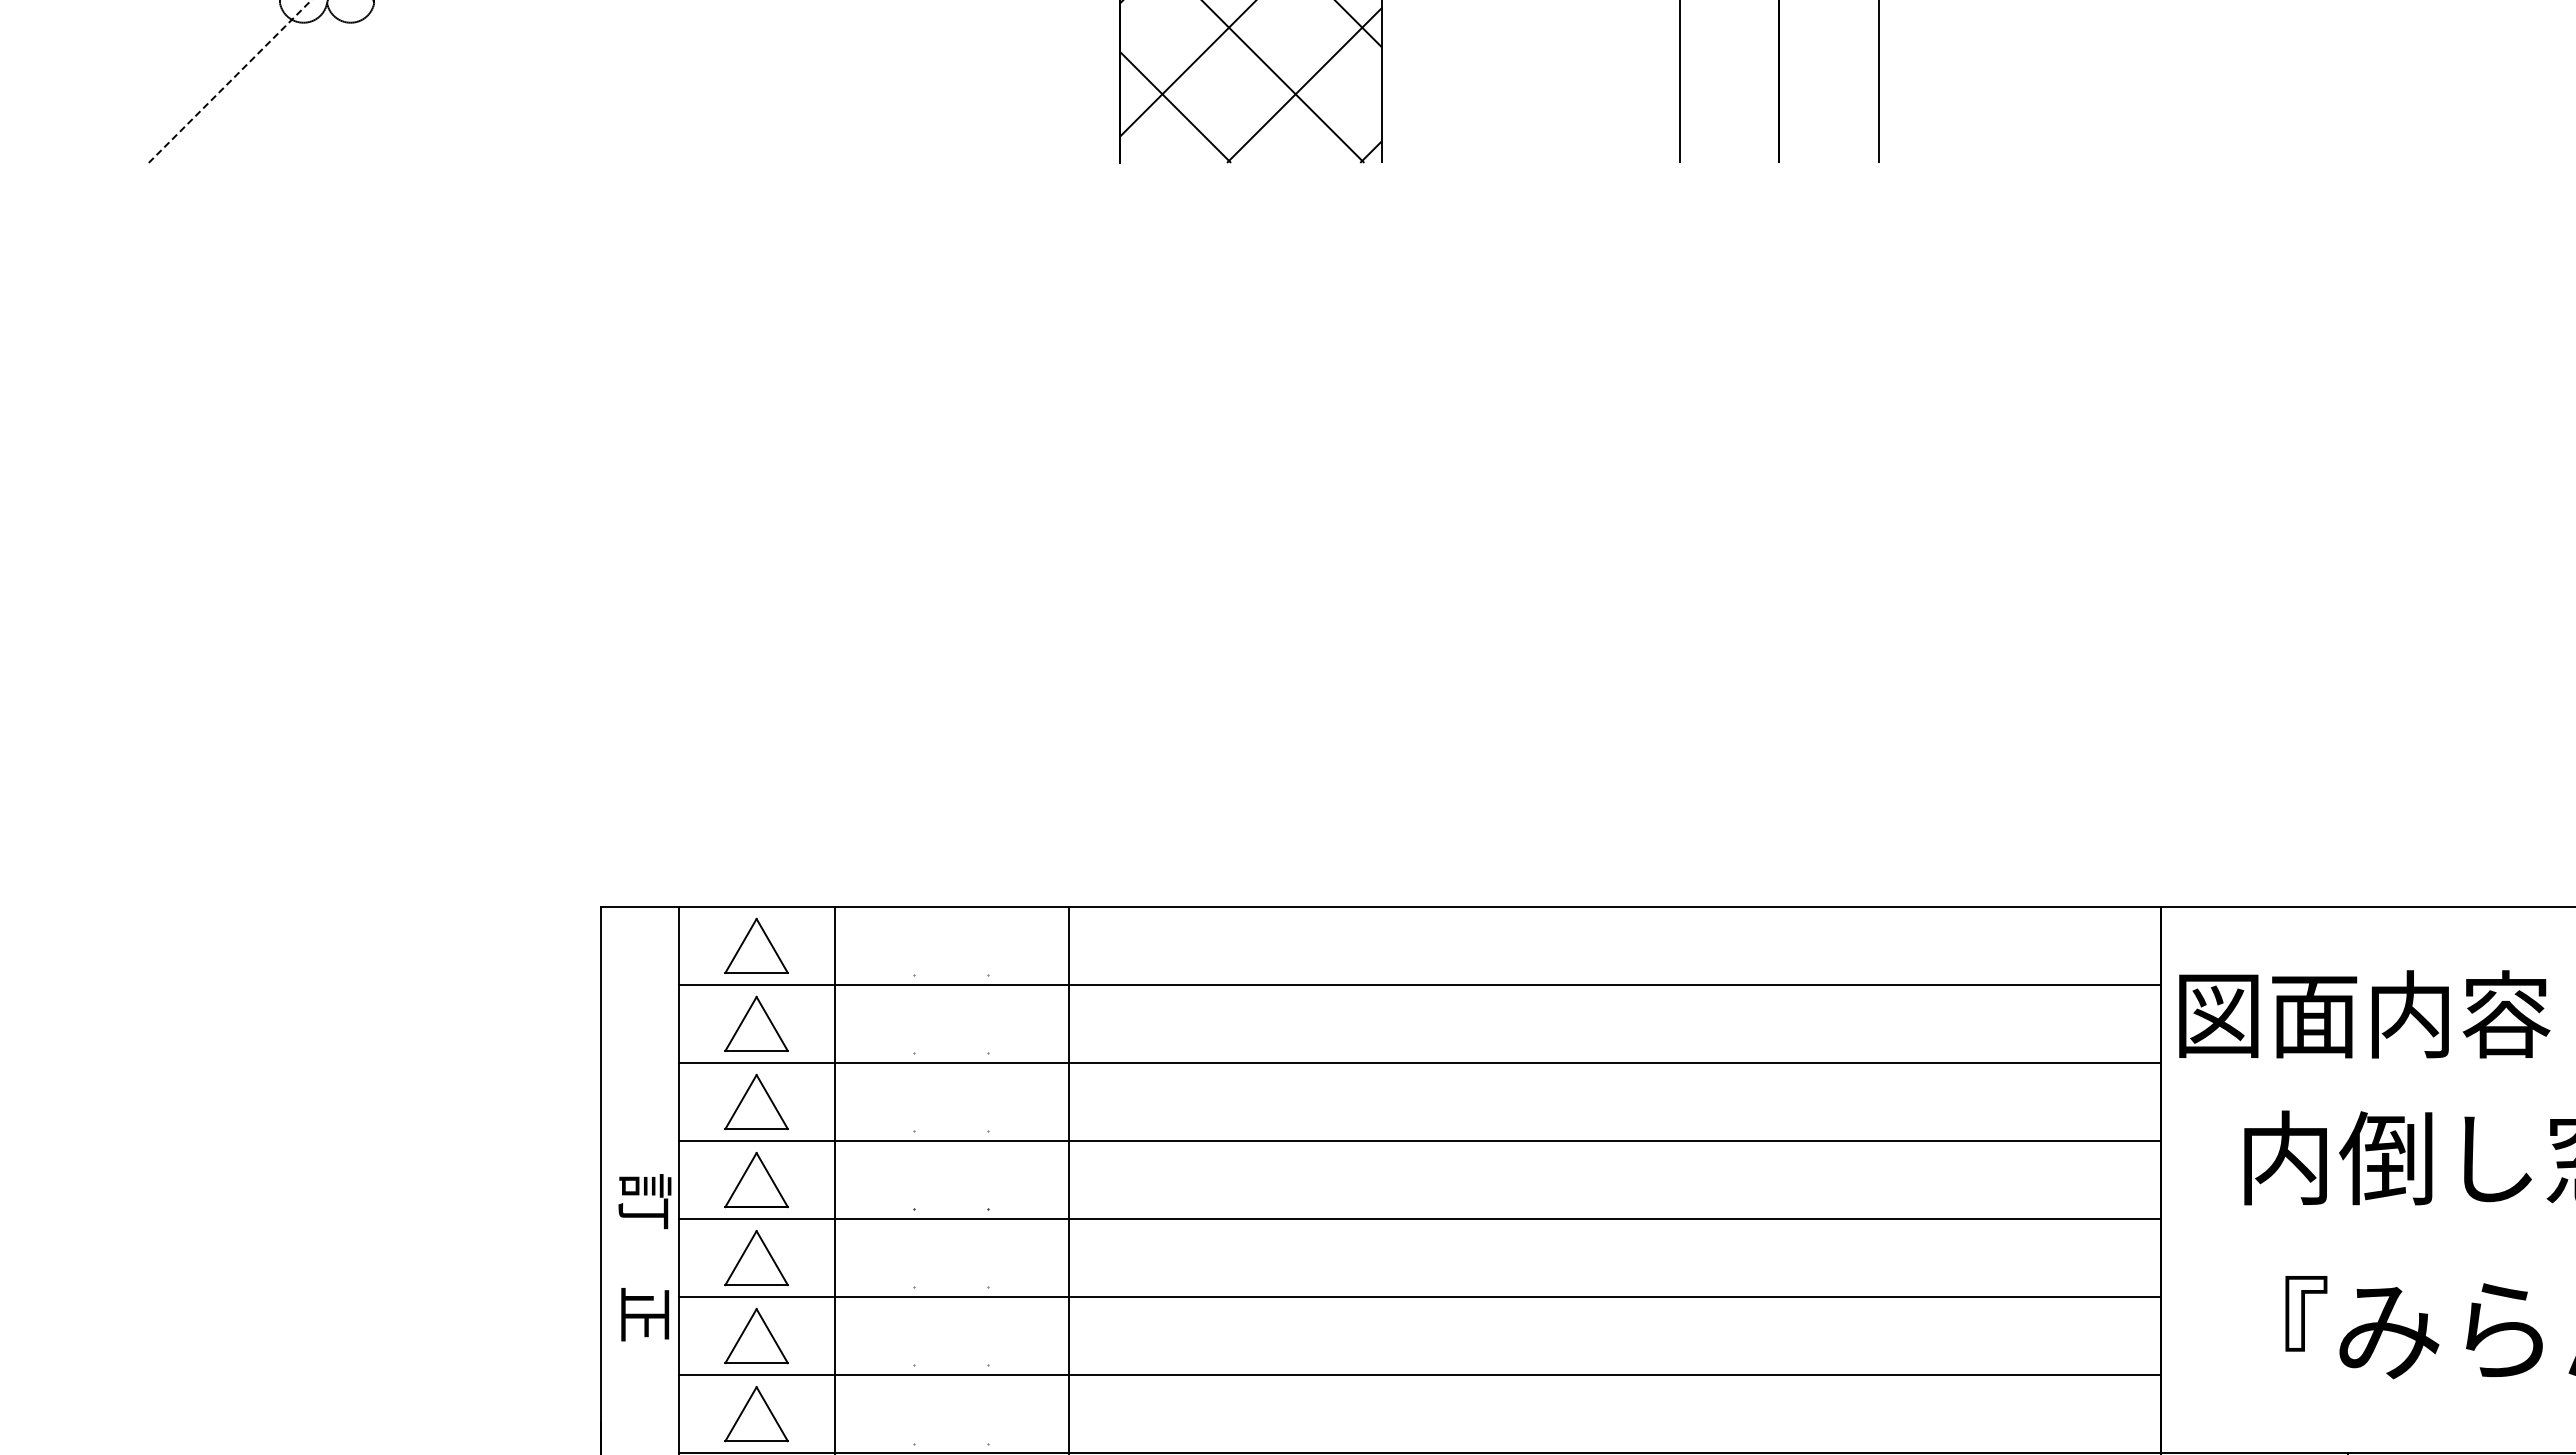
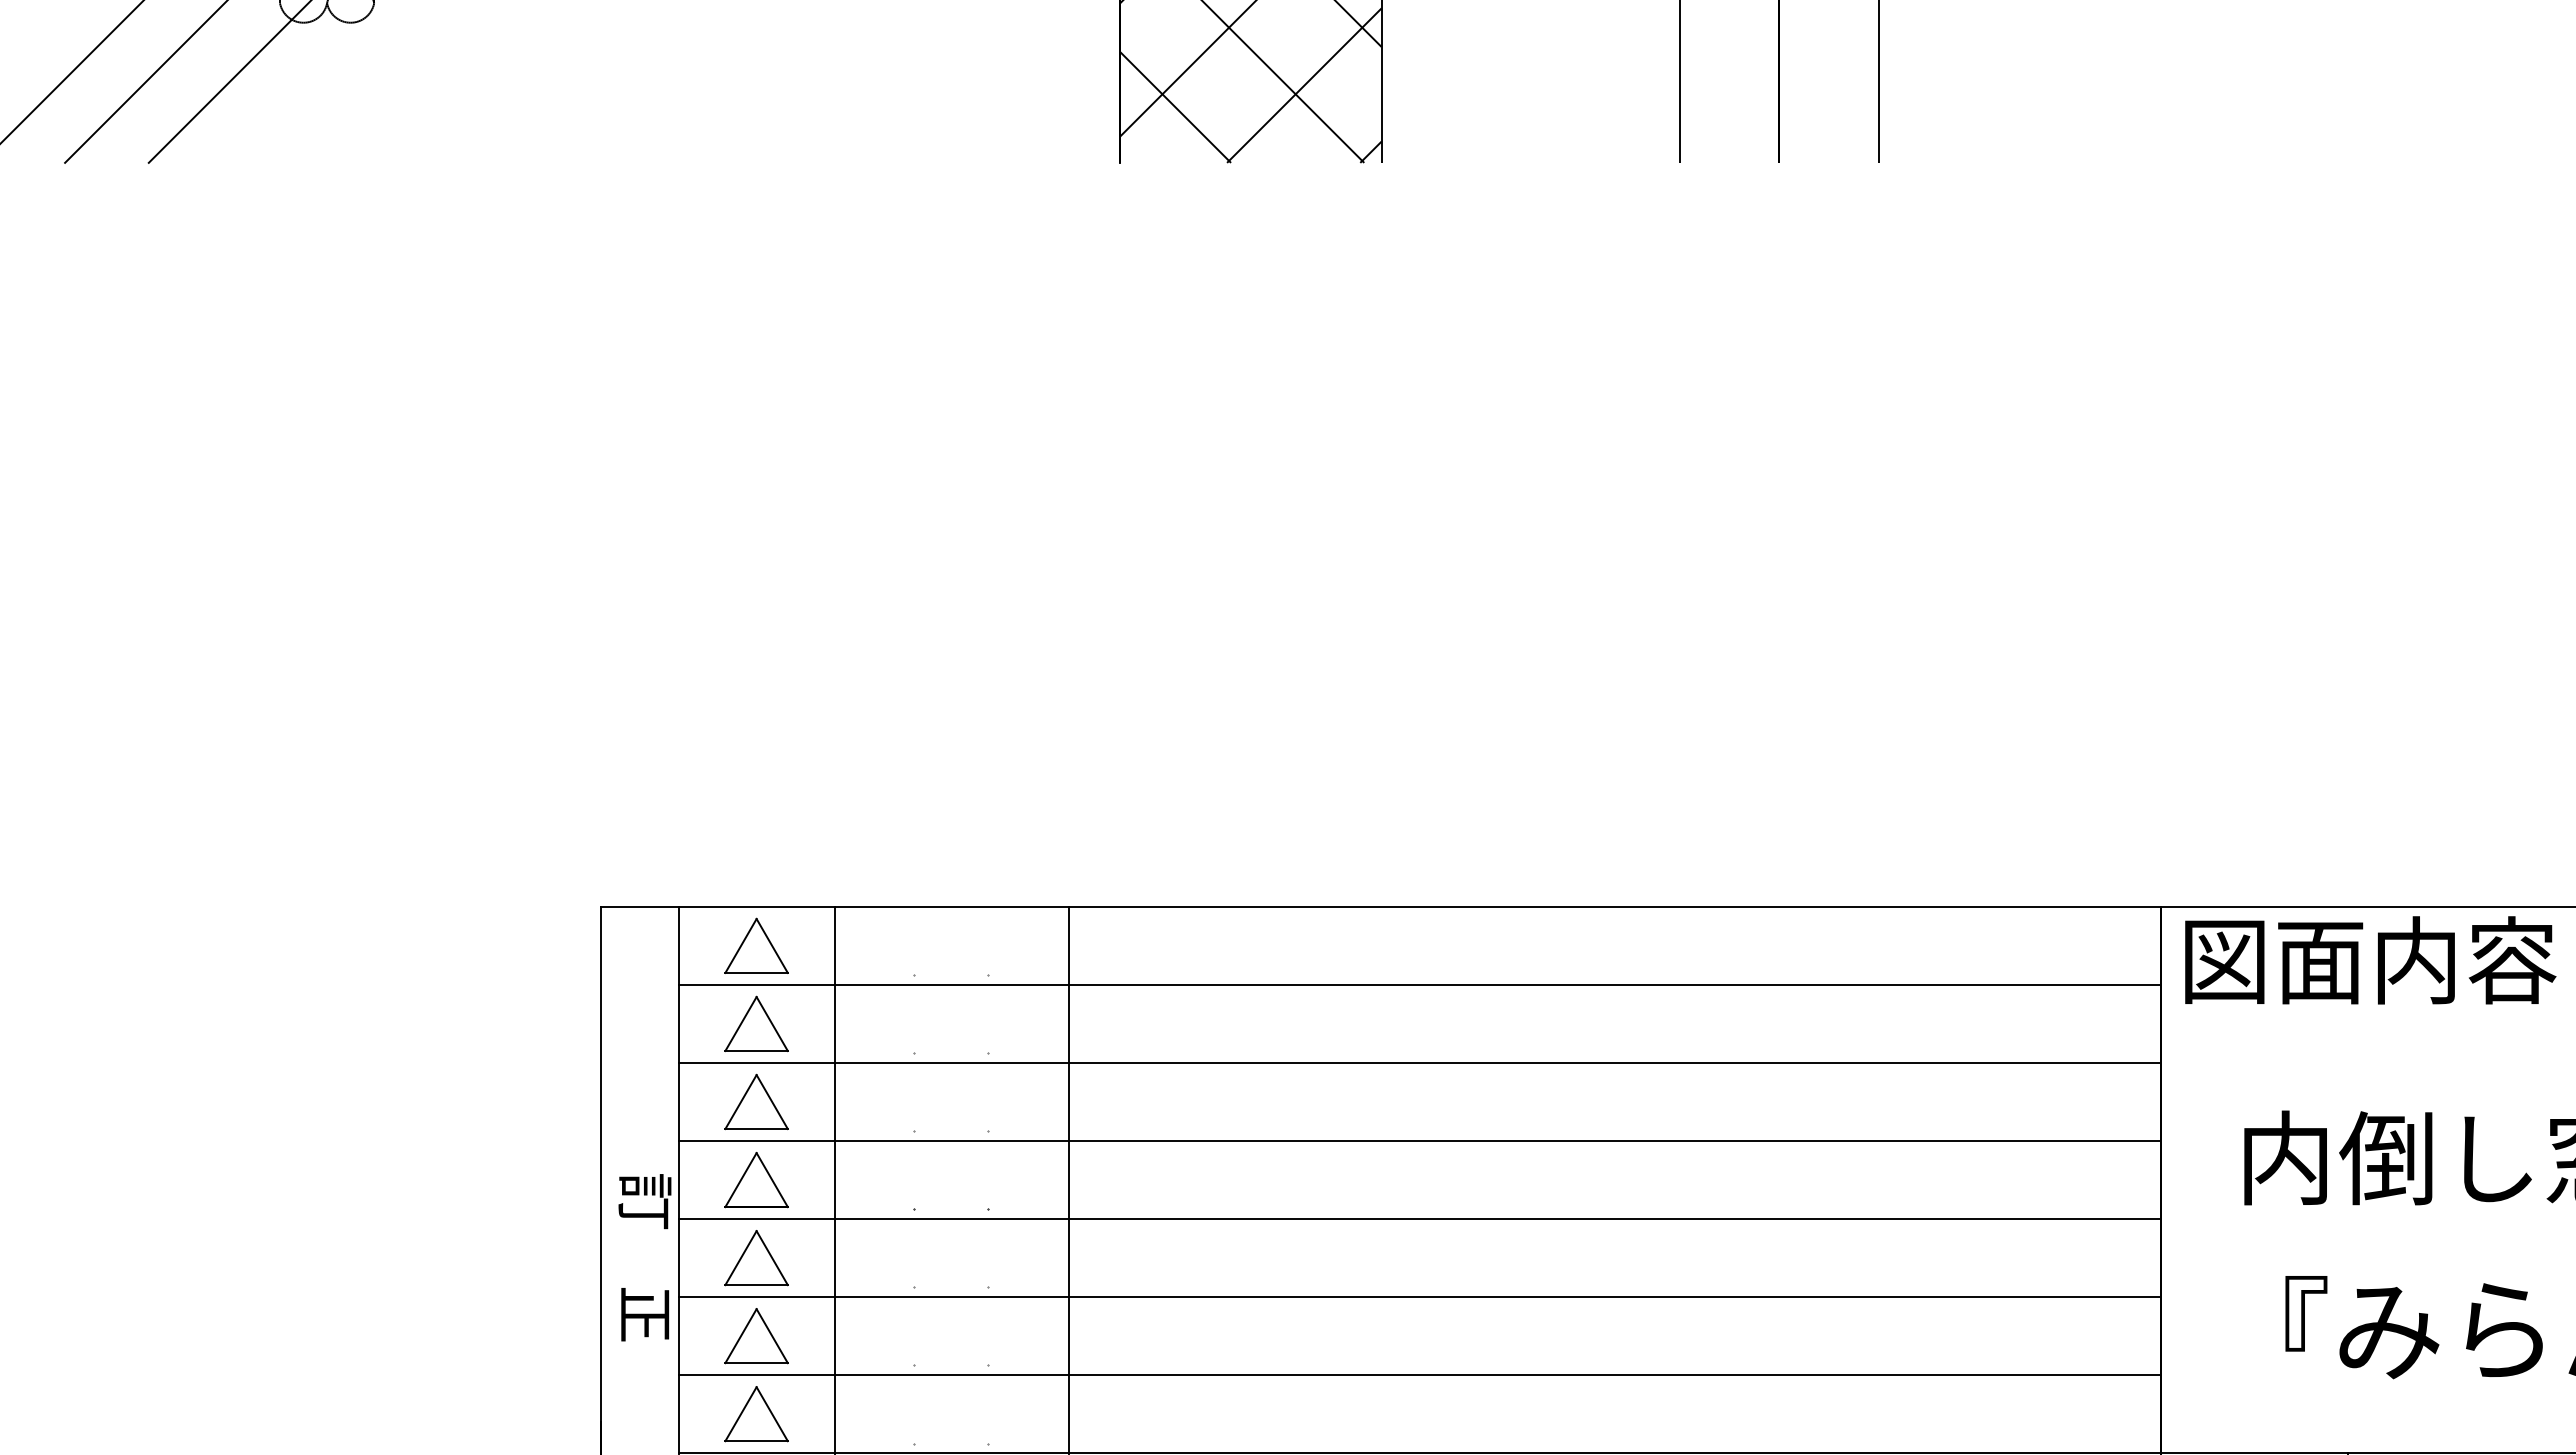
line: none -> present (71, 71)
line: dashed -> solid (229, 81)
line: none -> present (145, 82)
text position: (2364, 1014) -> (2370, 960) (2370, 960)
